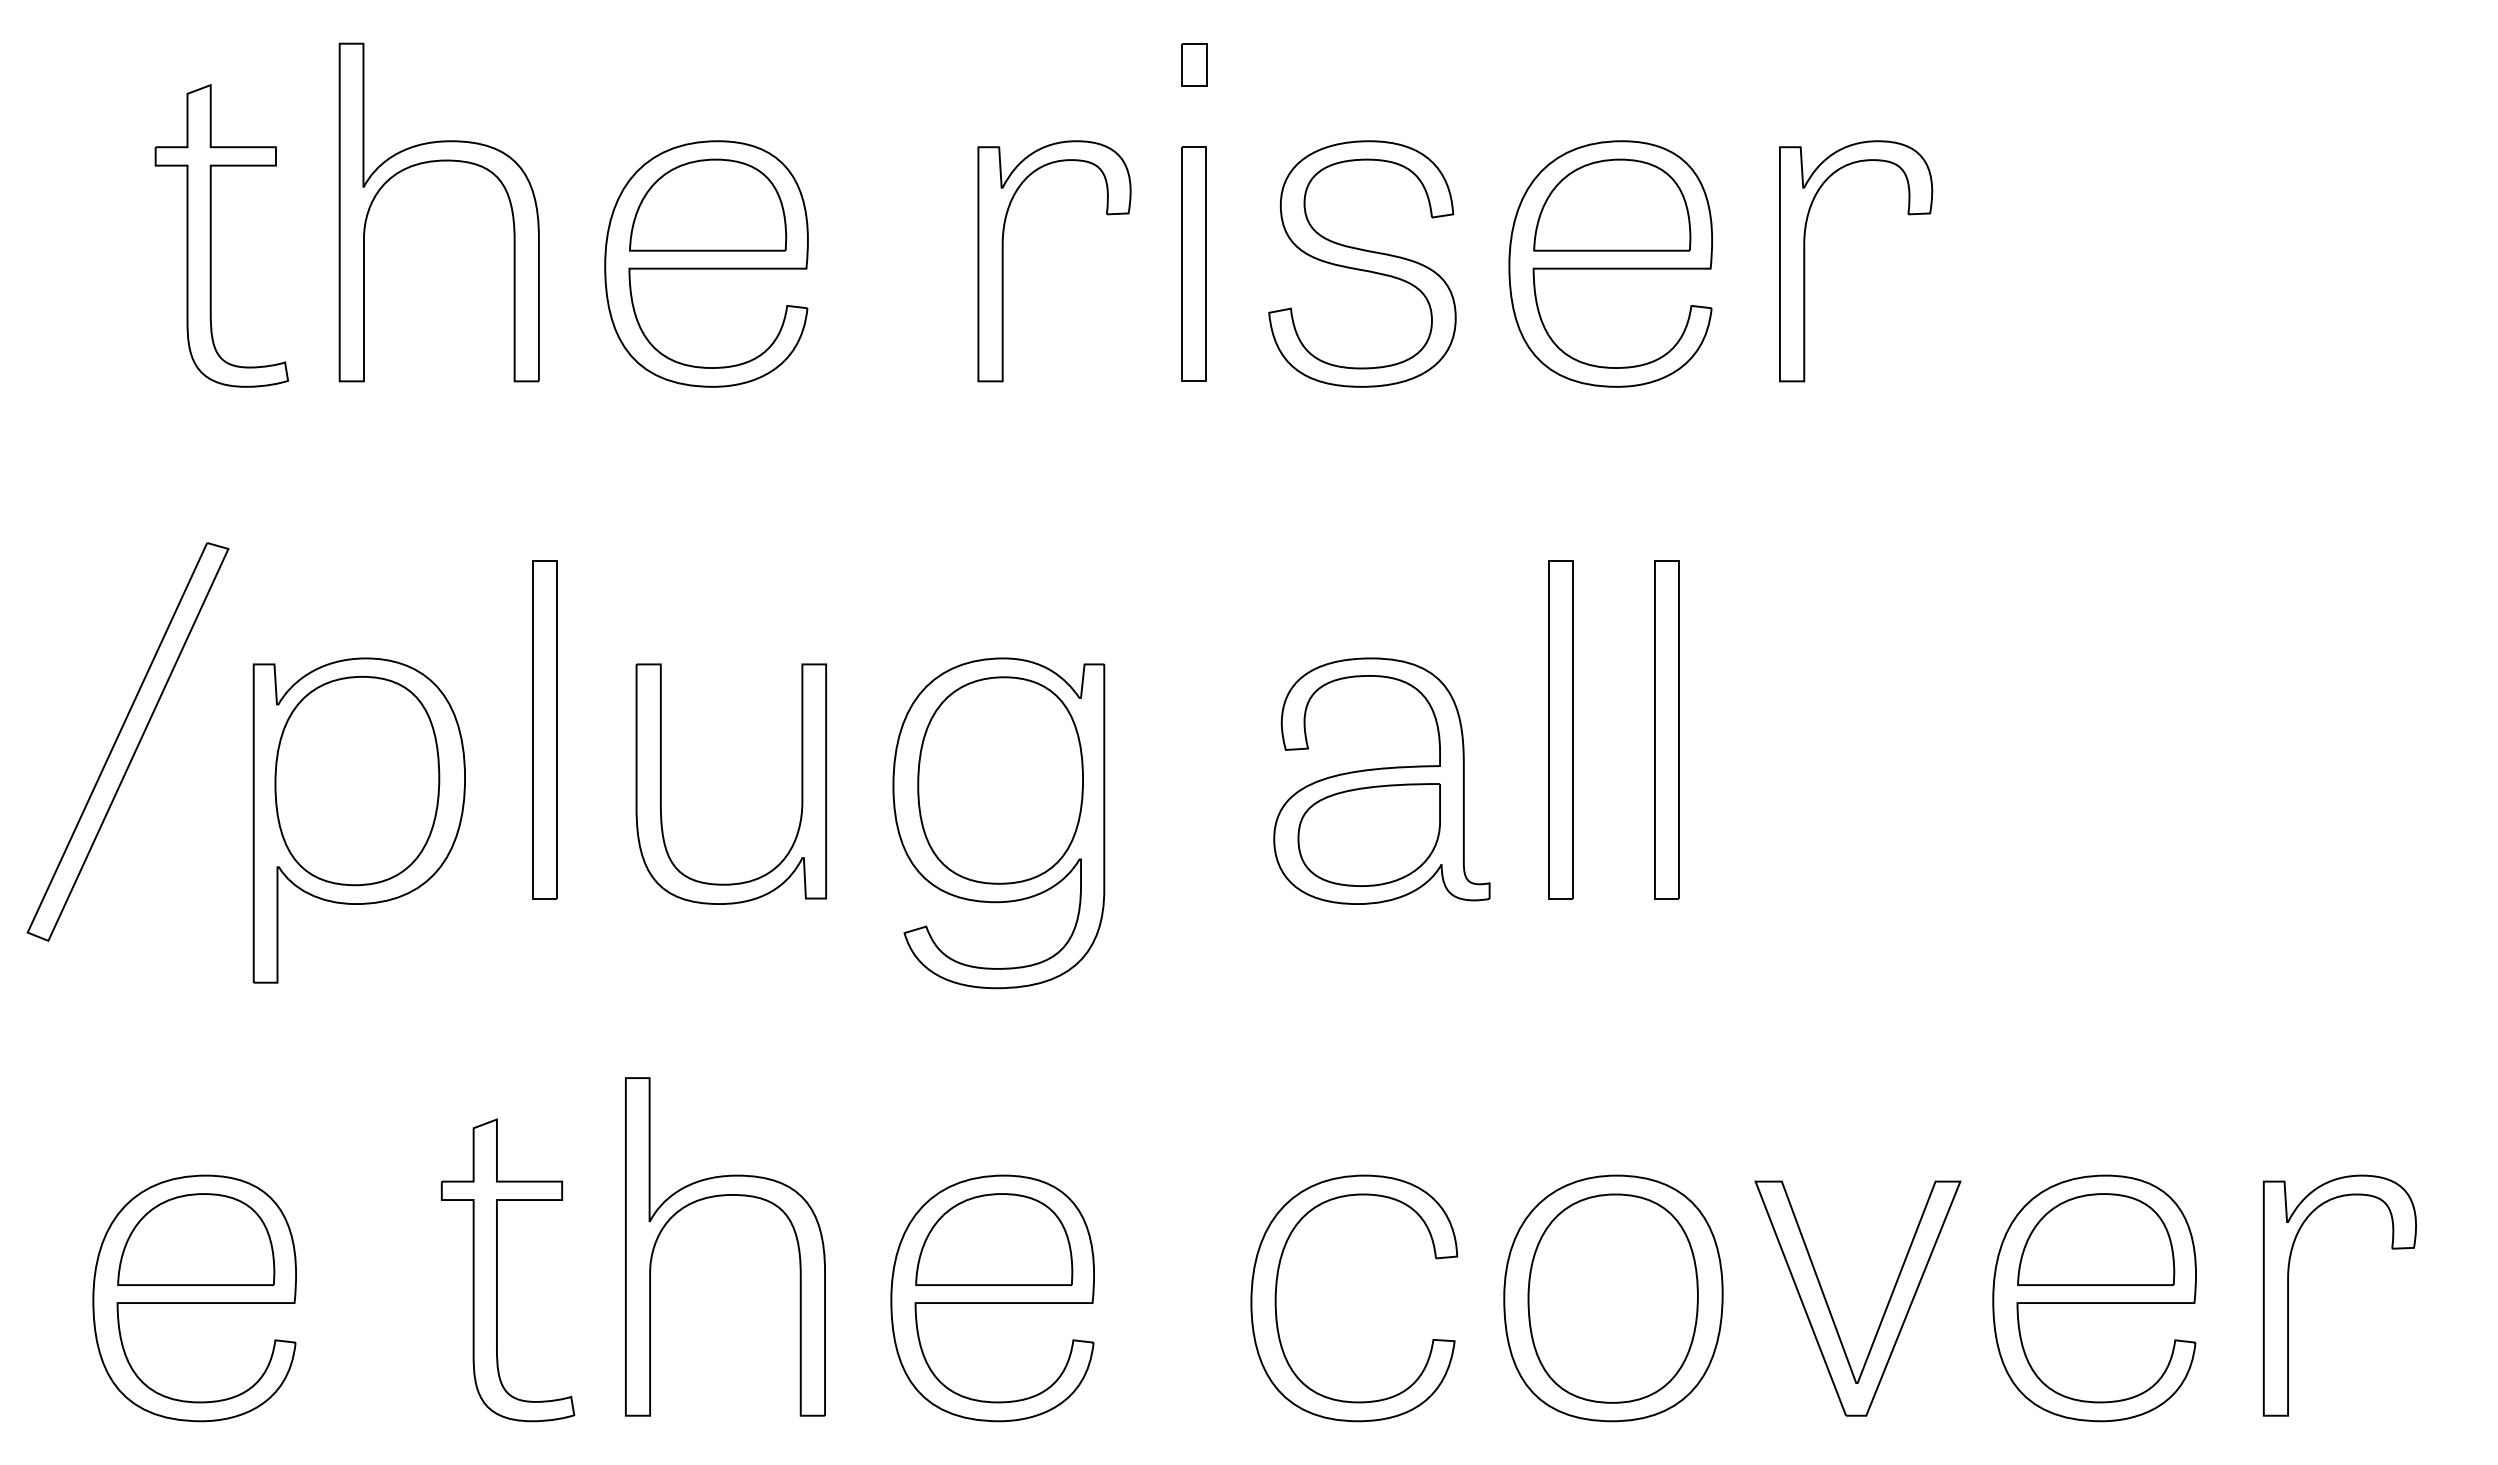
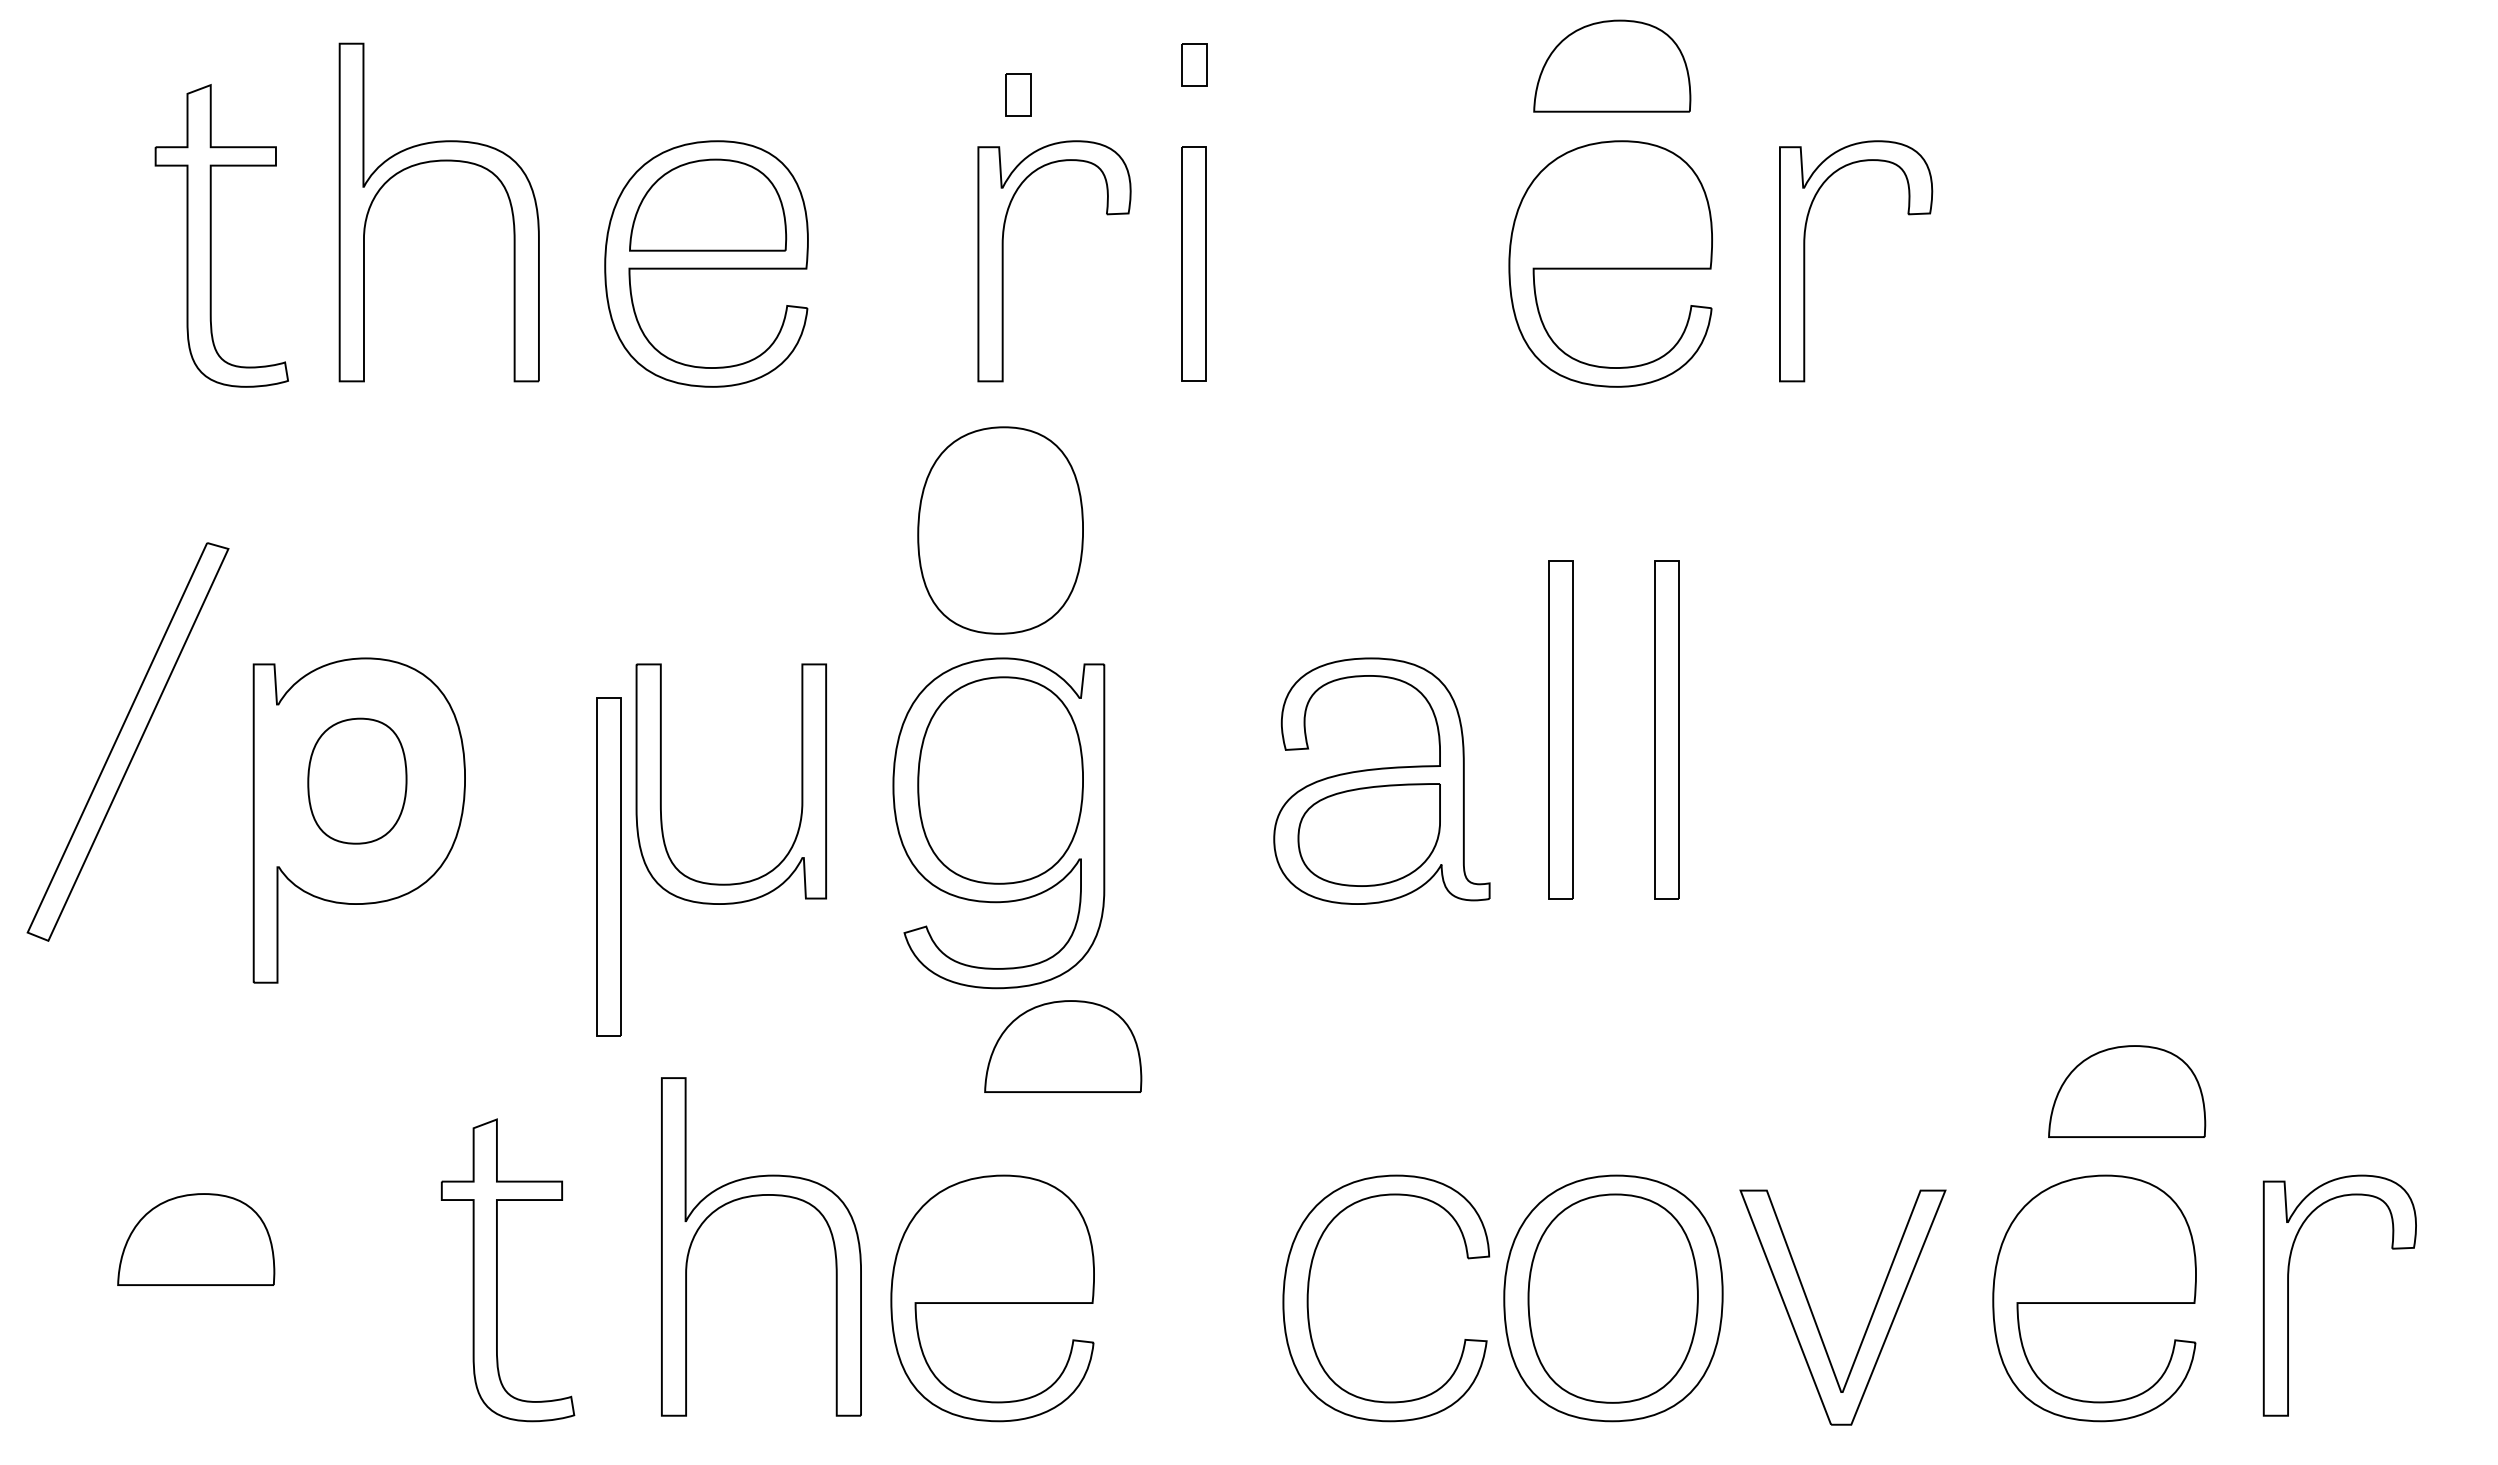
part: none -> present (1018, 94)
part position: (1612, 204) -> (1612, 65) (1612, 65)
part: present -> none (1362, 263)
part: none -> present (1000, 530)
part position: (544, 729) -> (608, 866) (608, 866)
part size: 167x211 px -> 101x128 px (357, 780)
part position: (725, 1196) -> (761, 1196) (761, 1196)
part position: (994, 1239) -> (1063, 1046) (1063, 1046)
part position: (2096, 1239) -> (2127, 1091) (2127, 1091)
part position: (1277, 1287) -> (1309, 1287) (1309, 1287)
part: present -> none (194, 1298)
part position: (1829, 1307) -> (1814, 1316) (1814, 1316)
